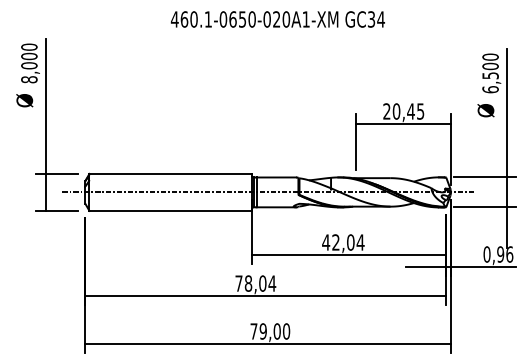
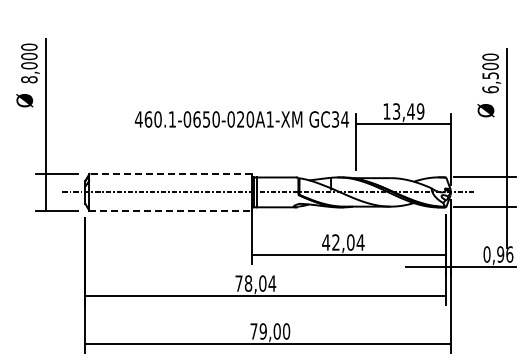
text position: (277, 19) -> (241, 119) (241, 119)
text: 20,45 -> 13,49 (403, 111)
line: solid -> dashed (170, 173)
line: solid -> dashed (171, 210)
